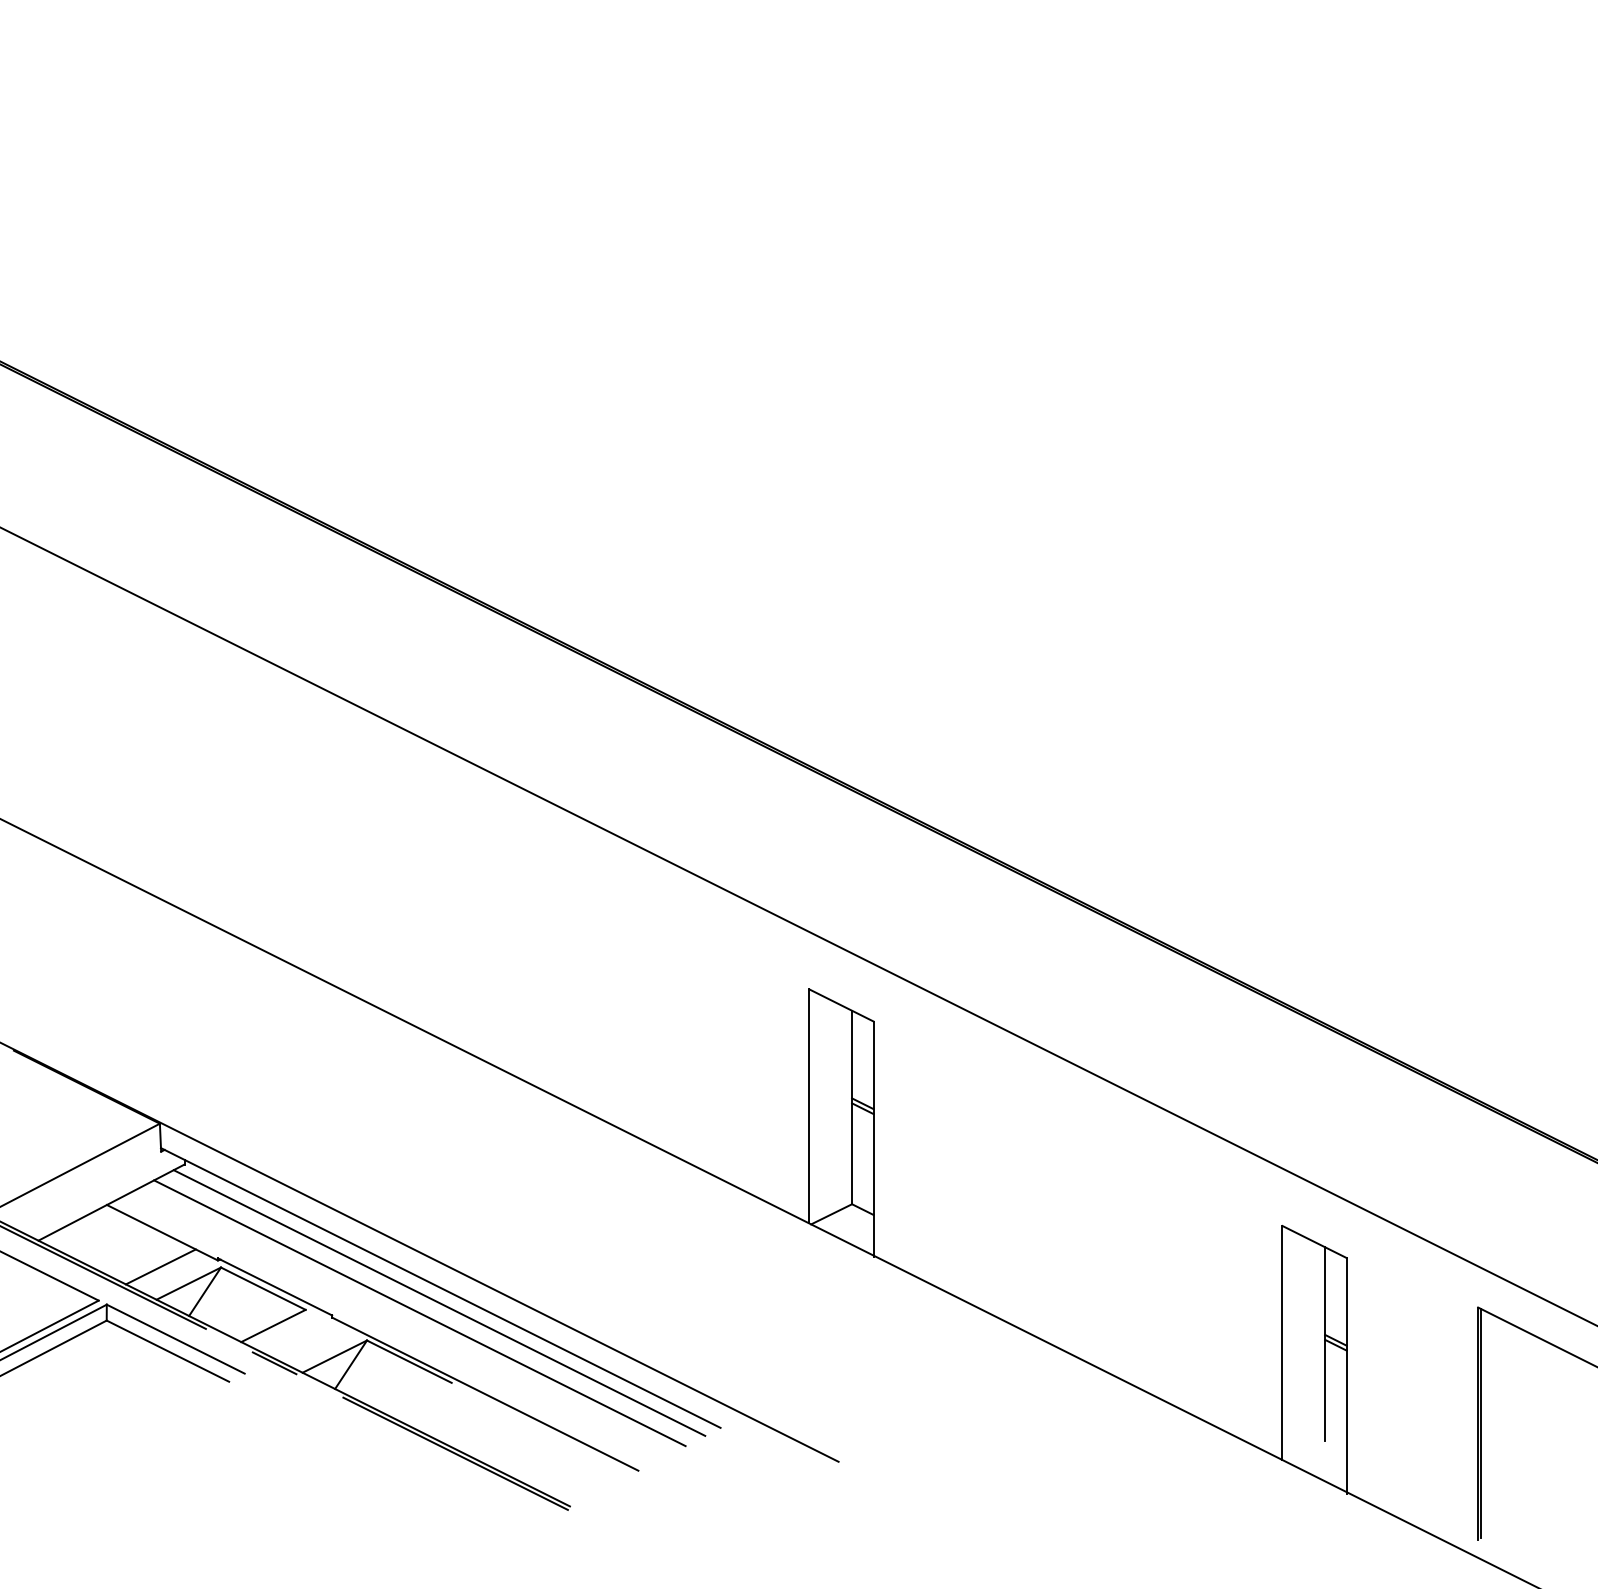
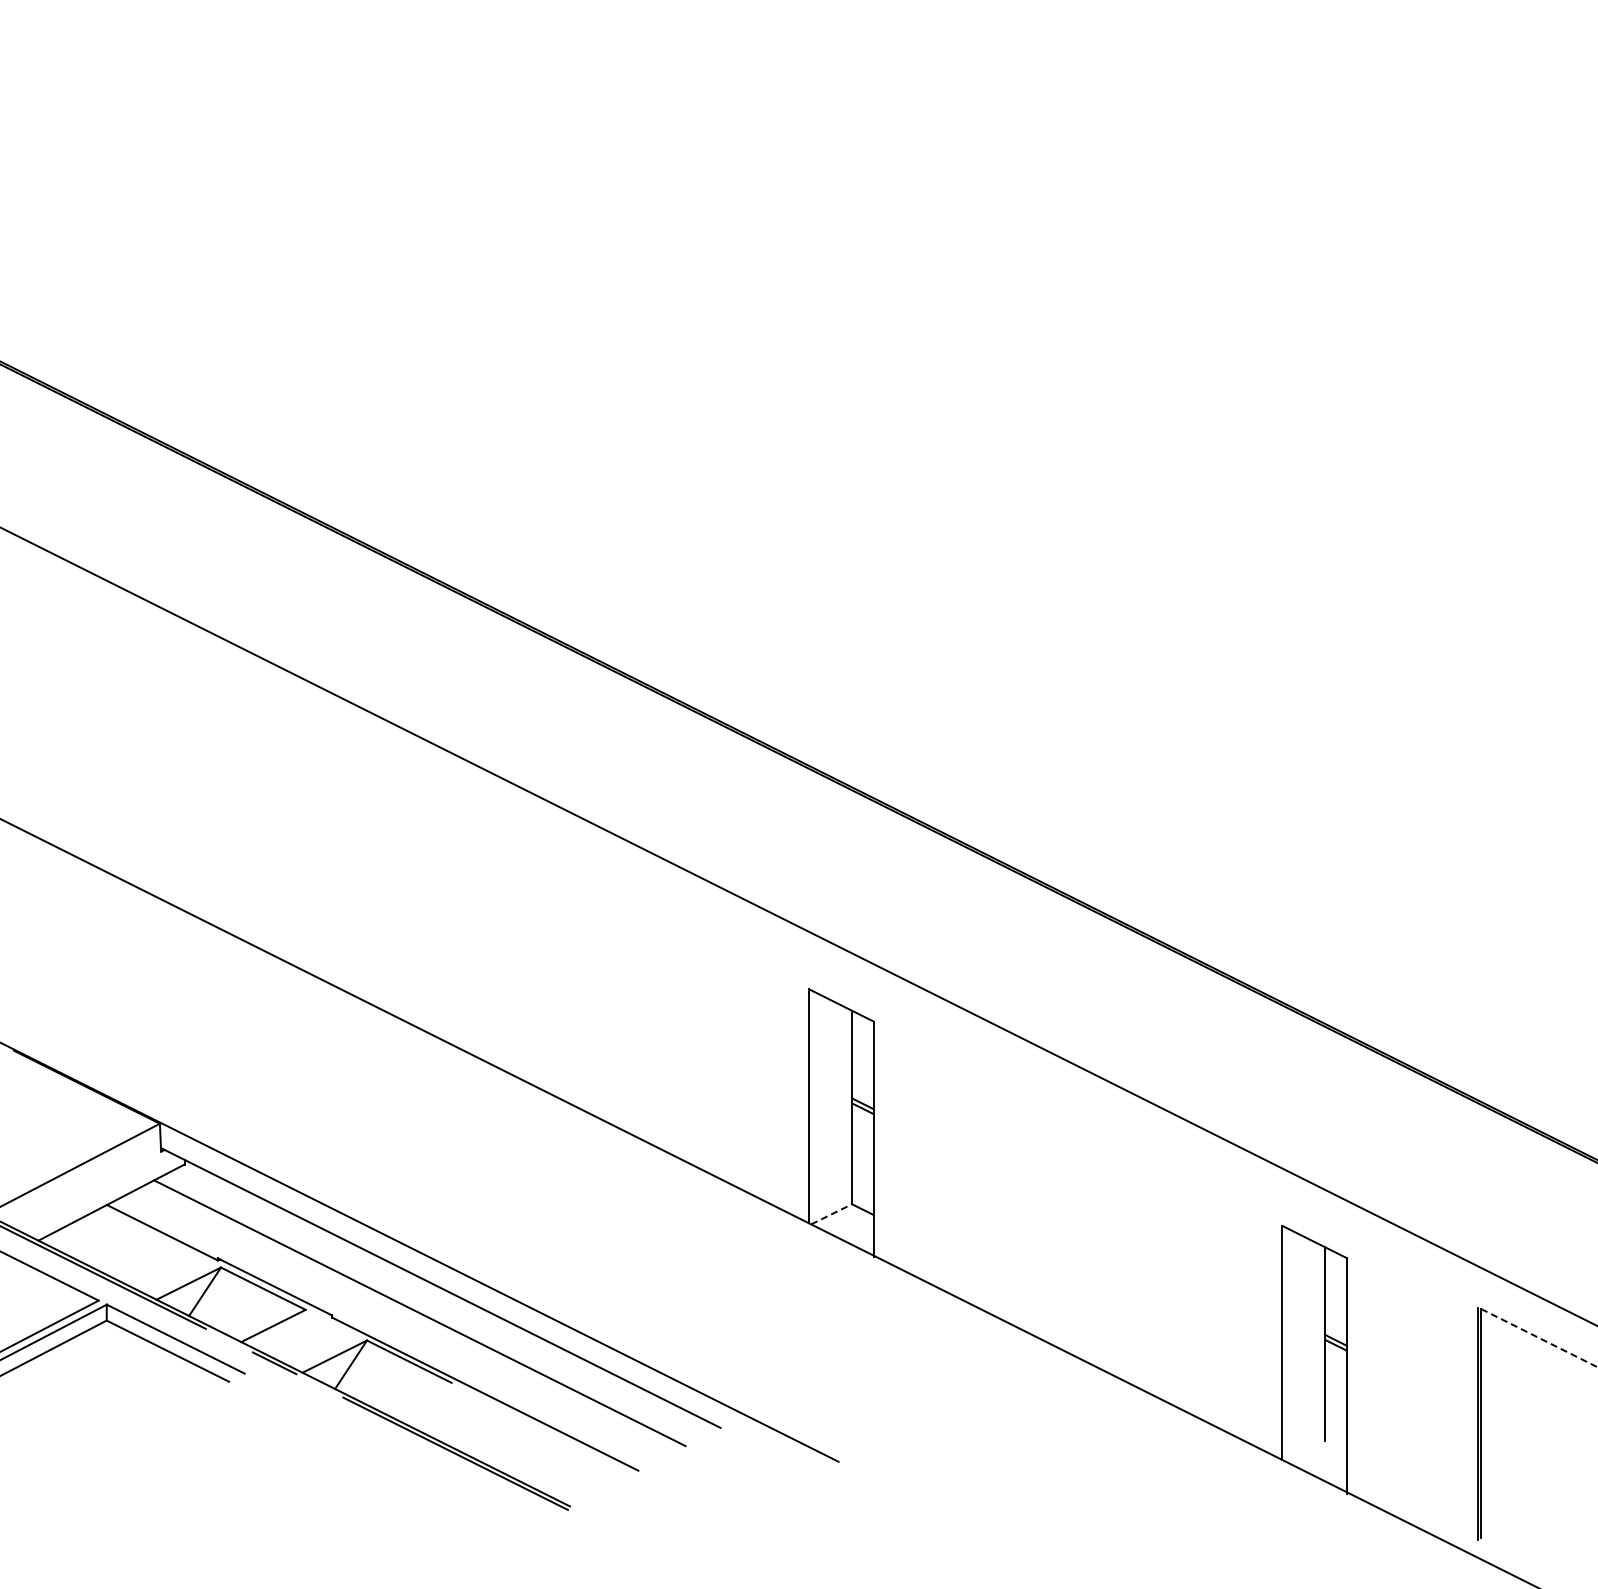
line: solid -> dashed (831, 1214)
line: present -> none (160, 1266)
line: present -> none (439, 1302)
line: solid -> dashed (1537, 1337)
